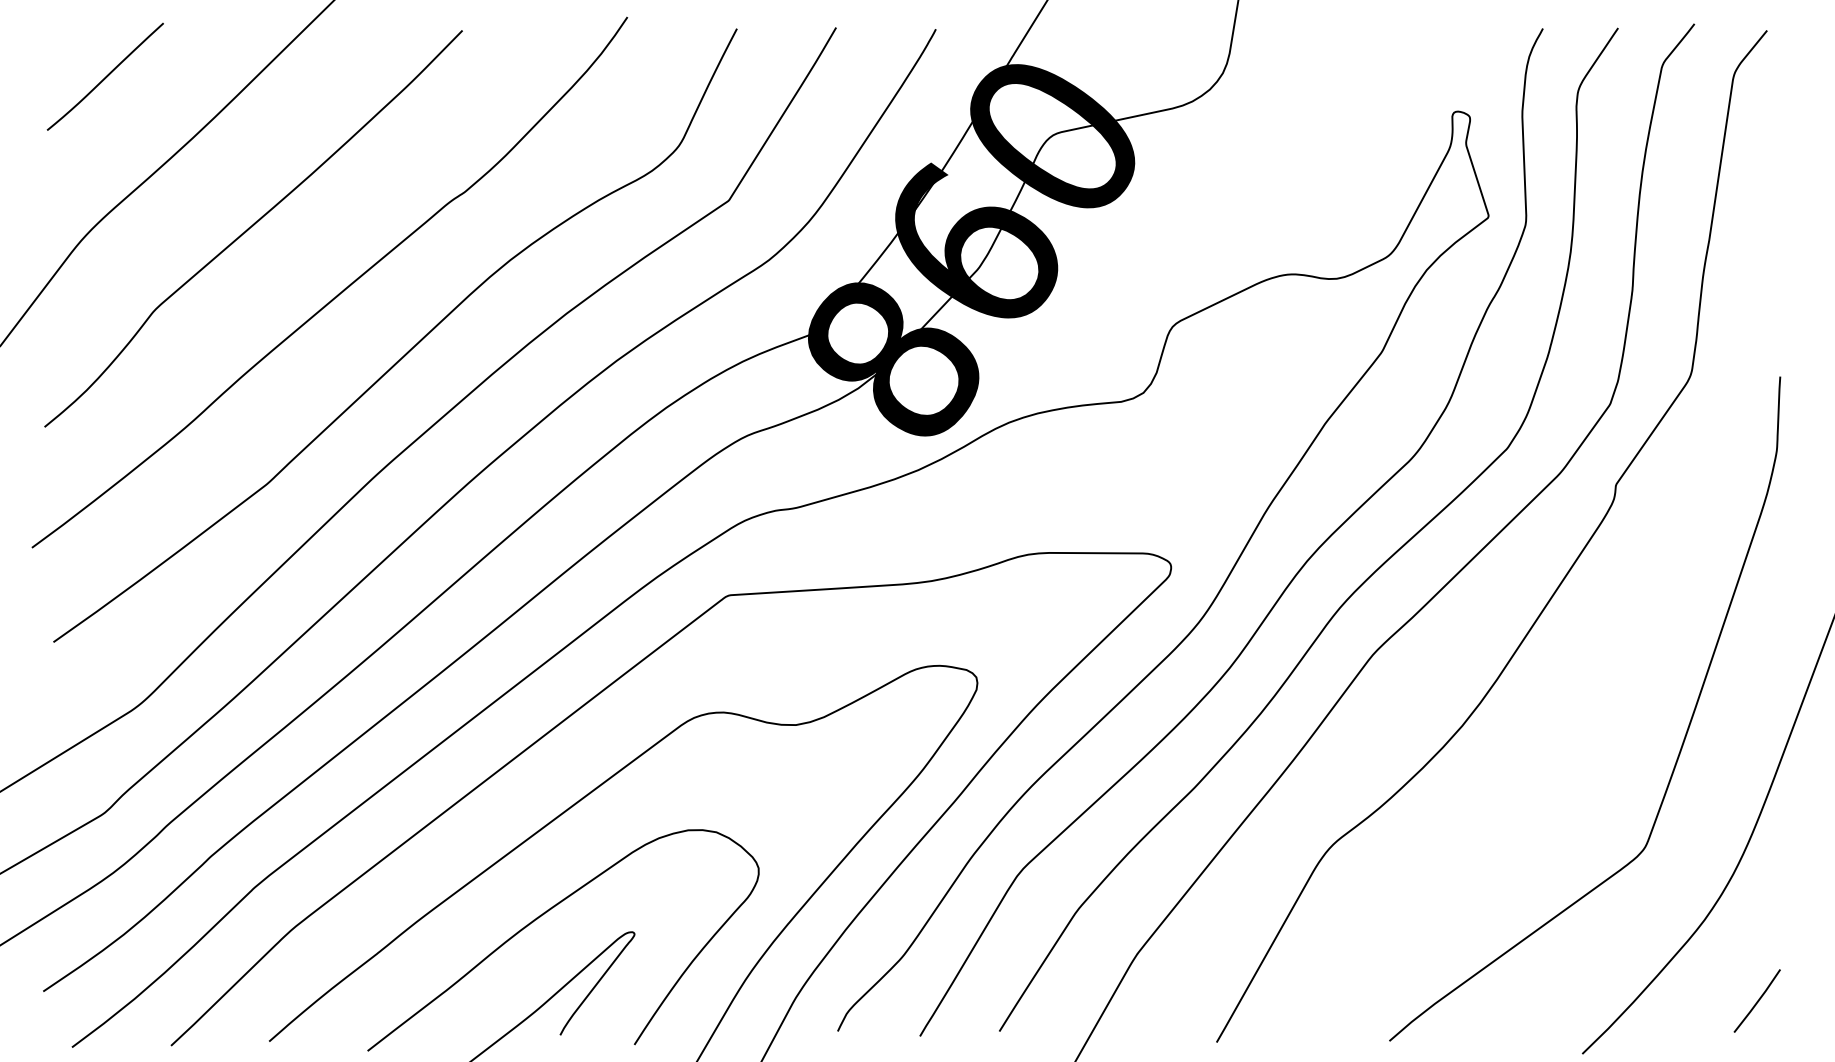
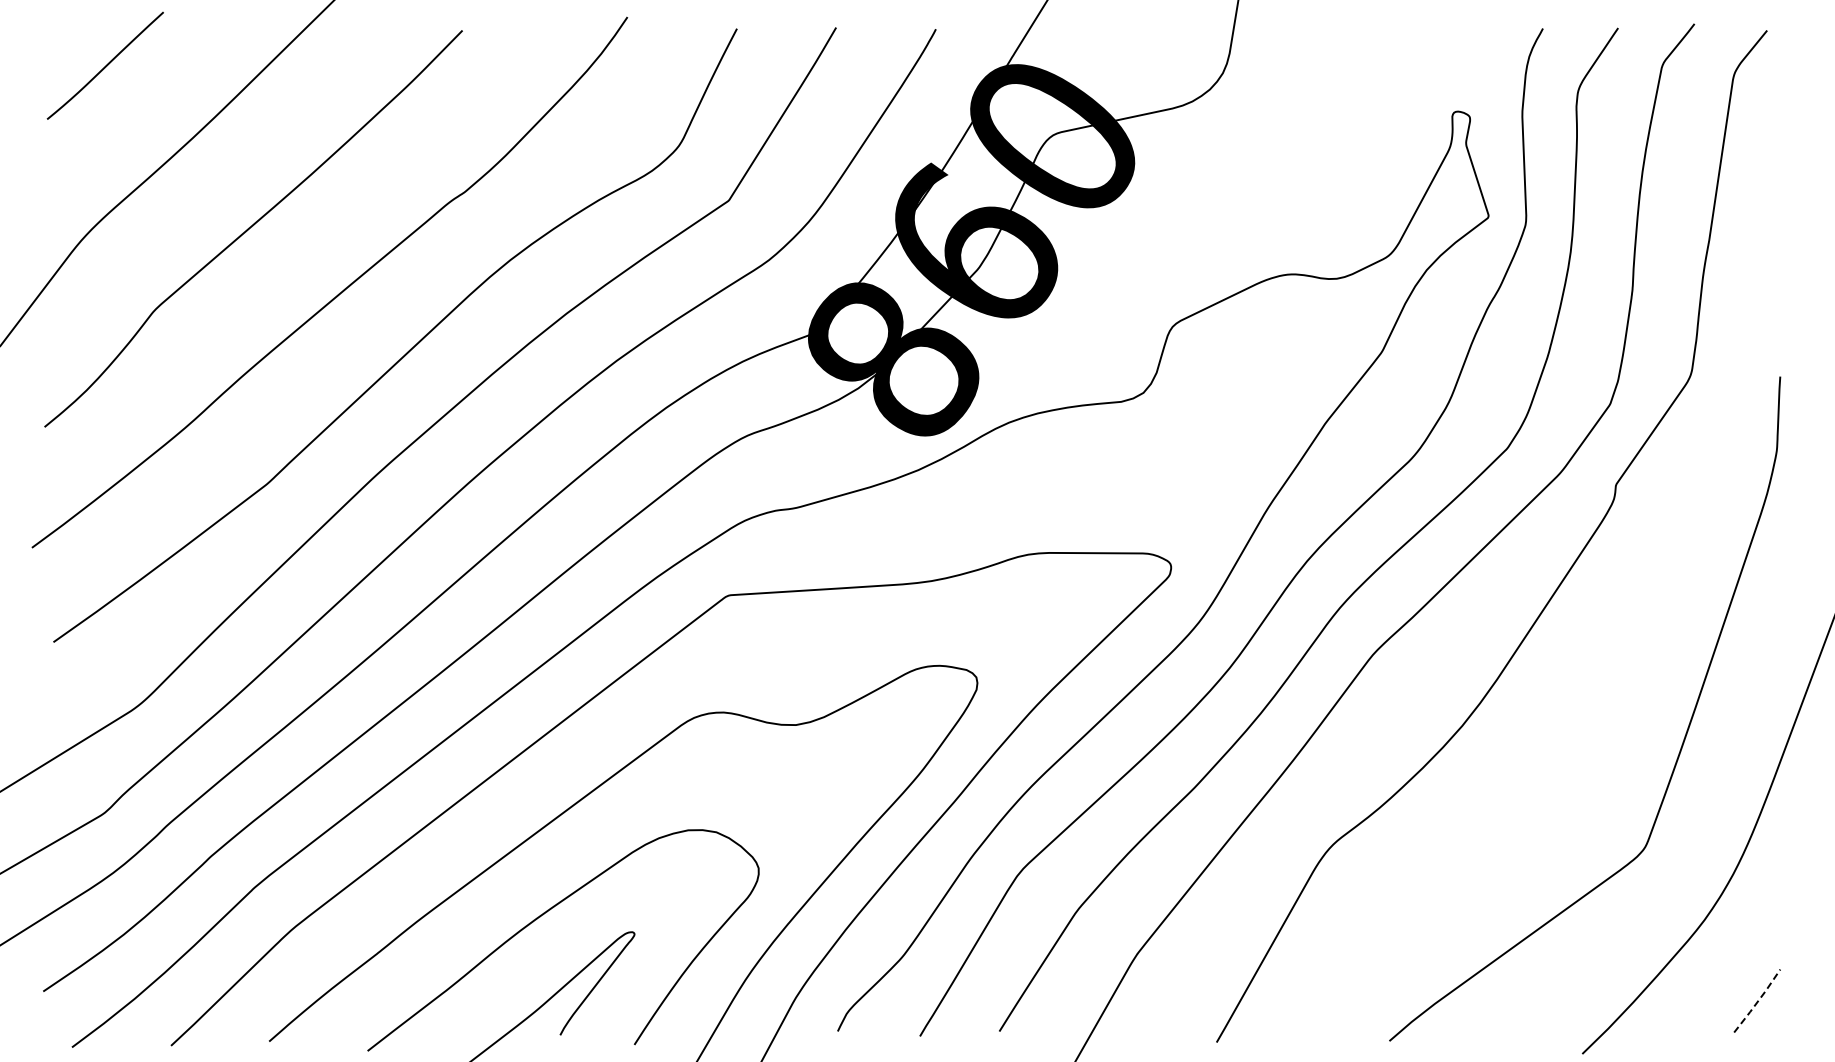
curve position: (105, 76) -> (105, 65) (105, 65)
line: solid -> dashed (1758, 1001)
